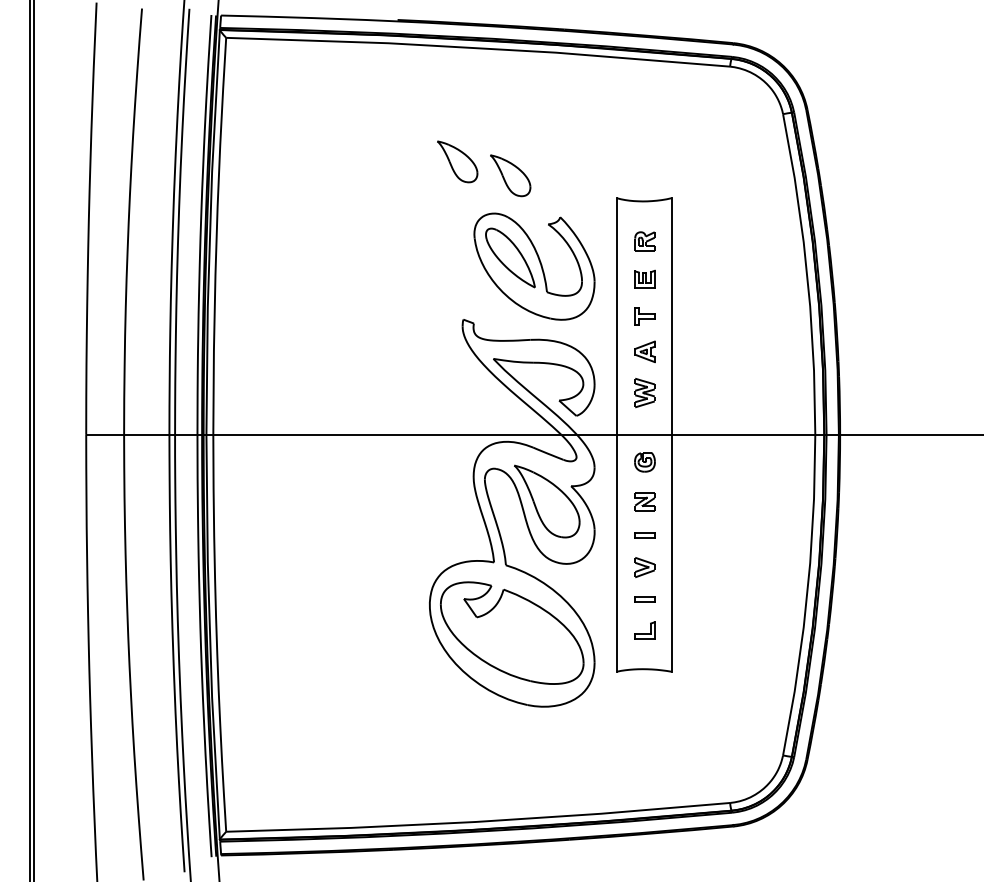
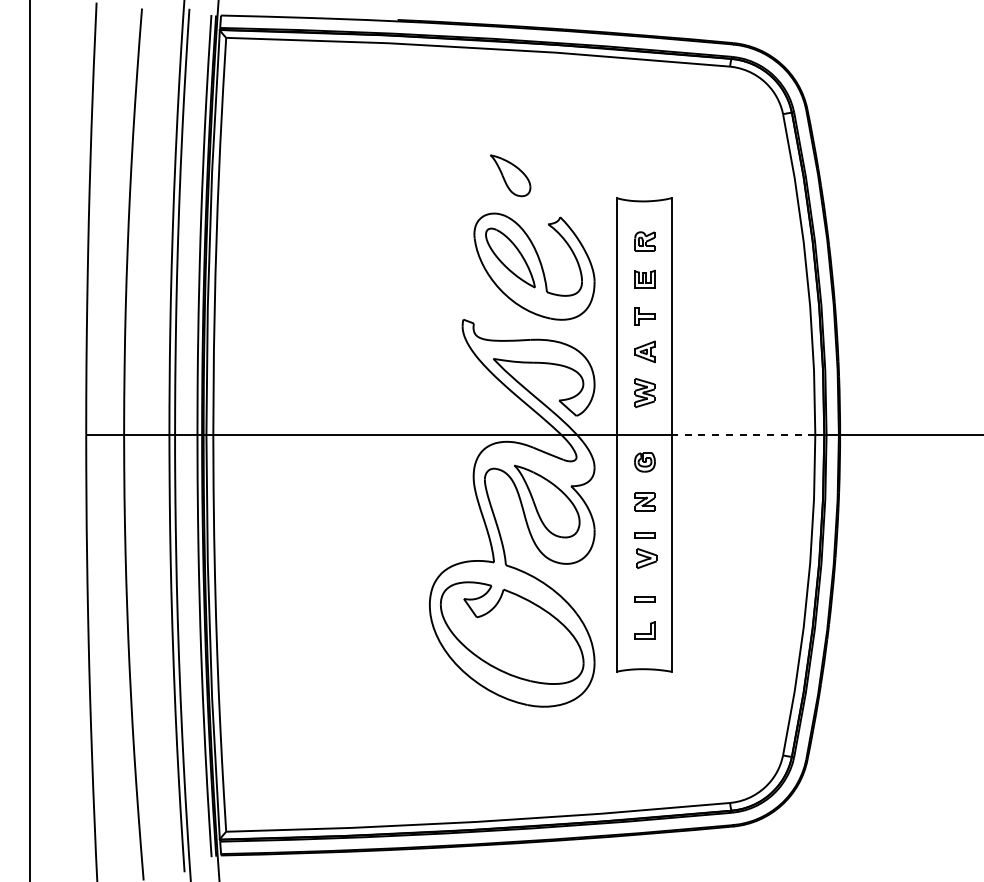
part: present -> none (457, 161)
line: solid -> dashed (743, 434)
line: present -> none (34, 440)
part position: (644, 567) -> (646, 558) (646, 558)
